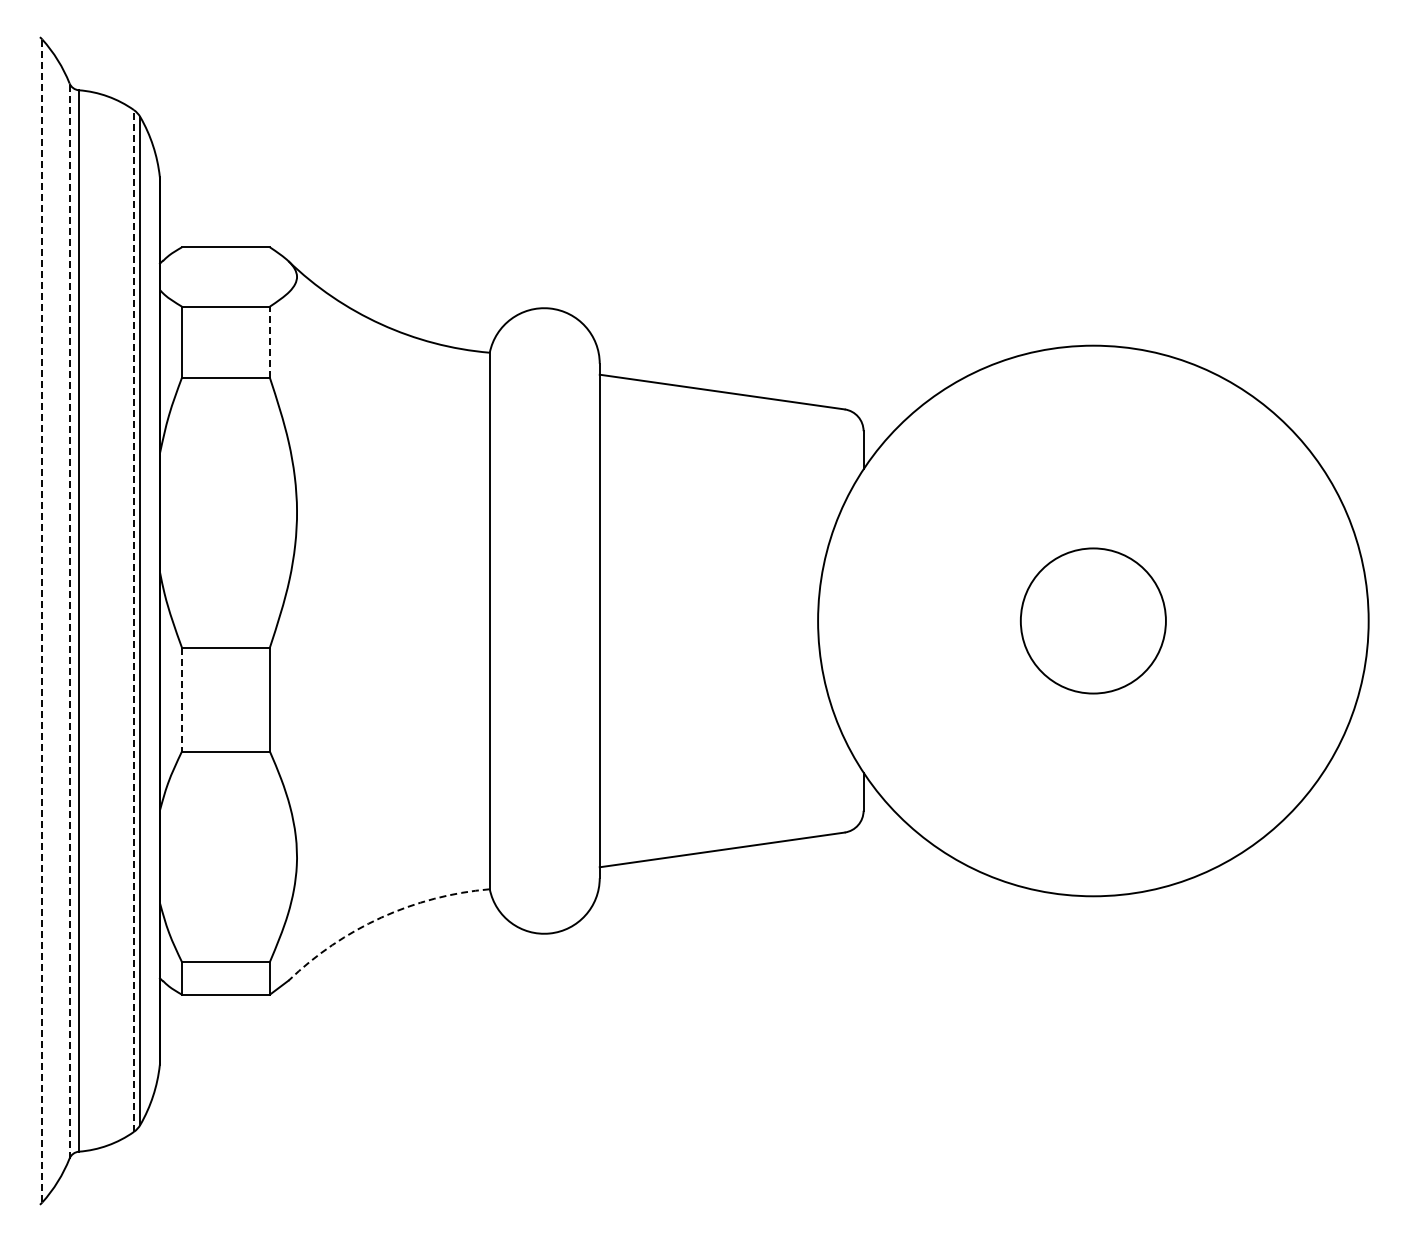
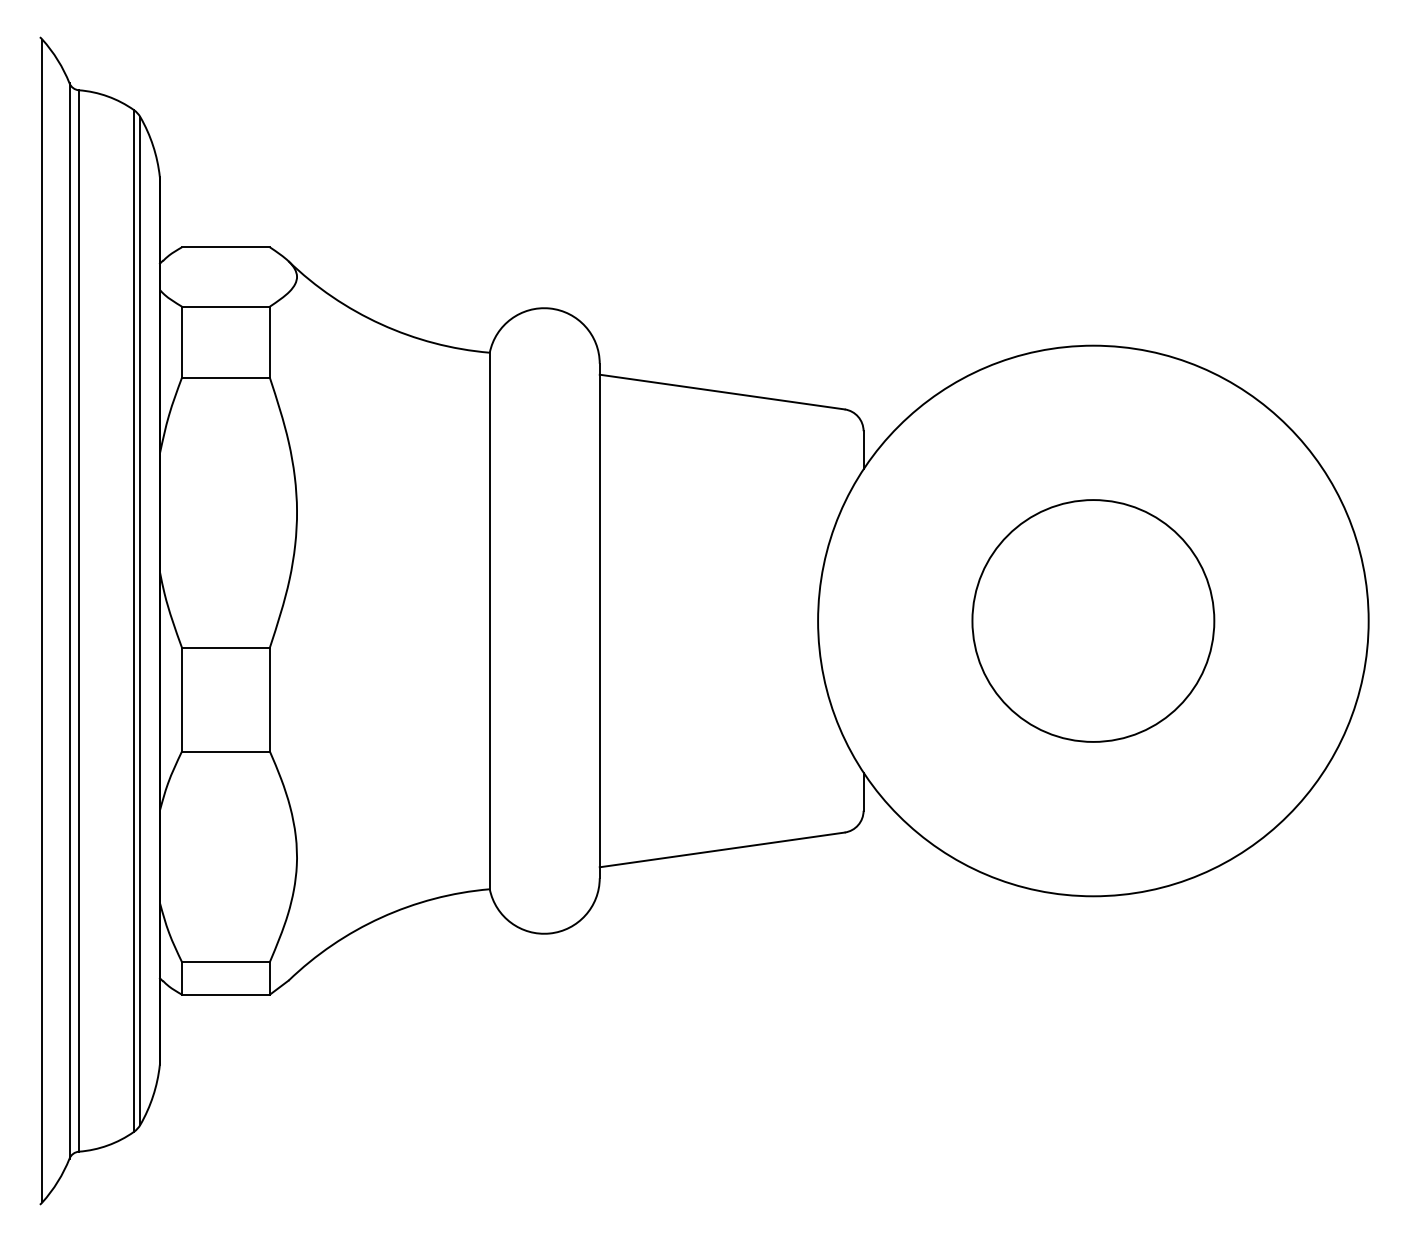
line: dashed -> solid (269, 342)
line: dashed -> solid (69, 620)
line: dashed -> solid (134, 620)
circle diameter: 145 px -> 242 px (1093, 620)
line: dashed -> solid (42, 621)
line: dashed -> solid (181, 699)
arc: dashed -> solid (381, 917)
